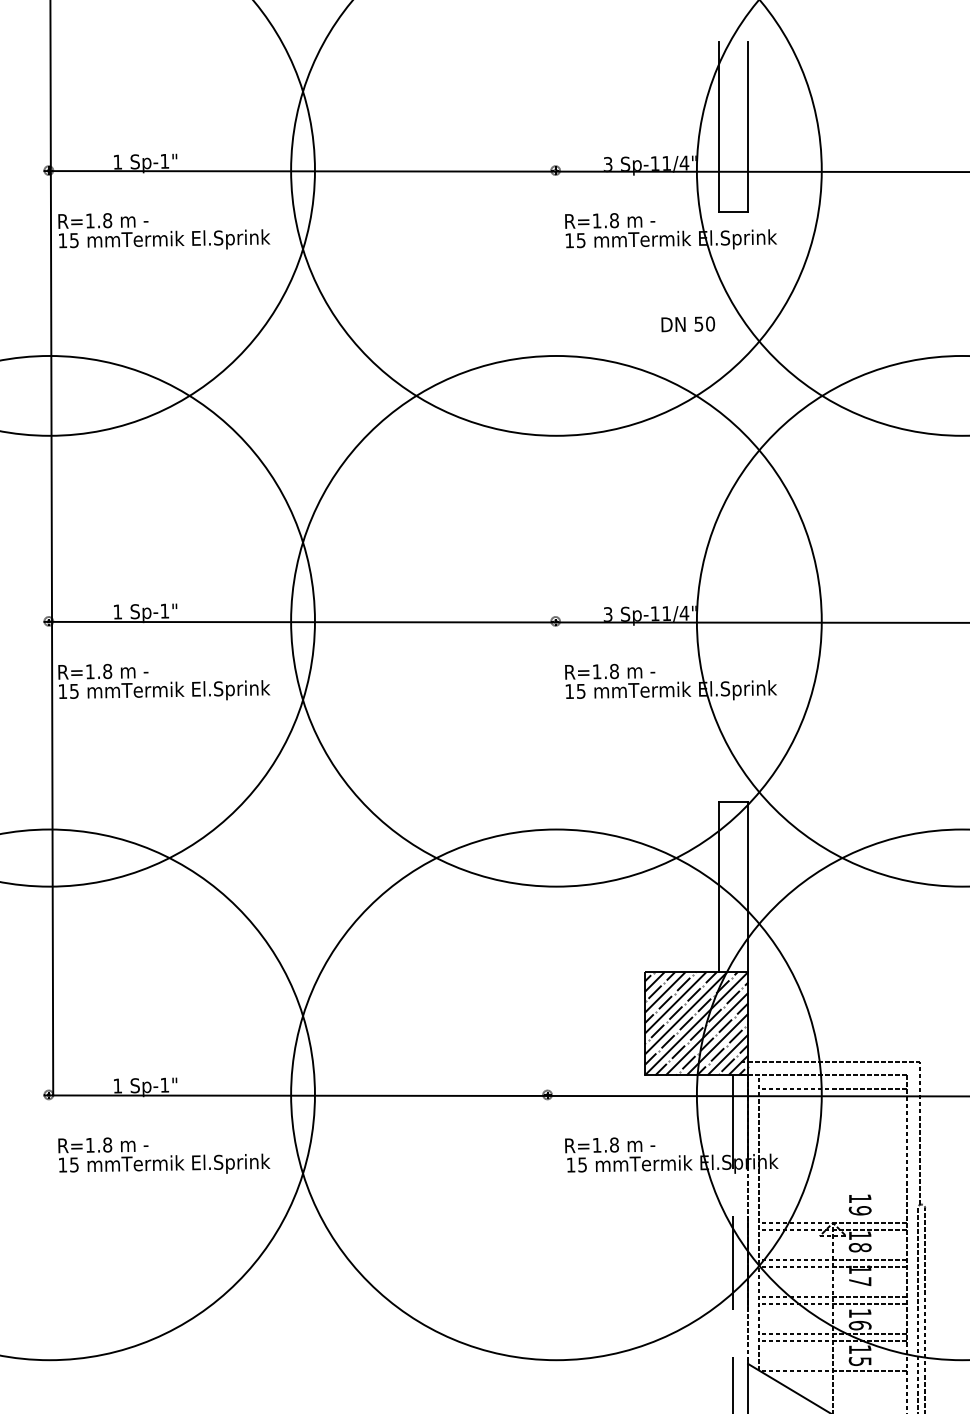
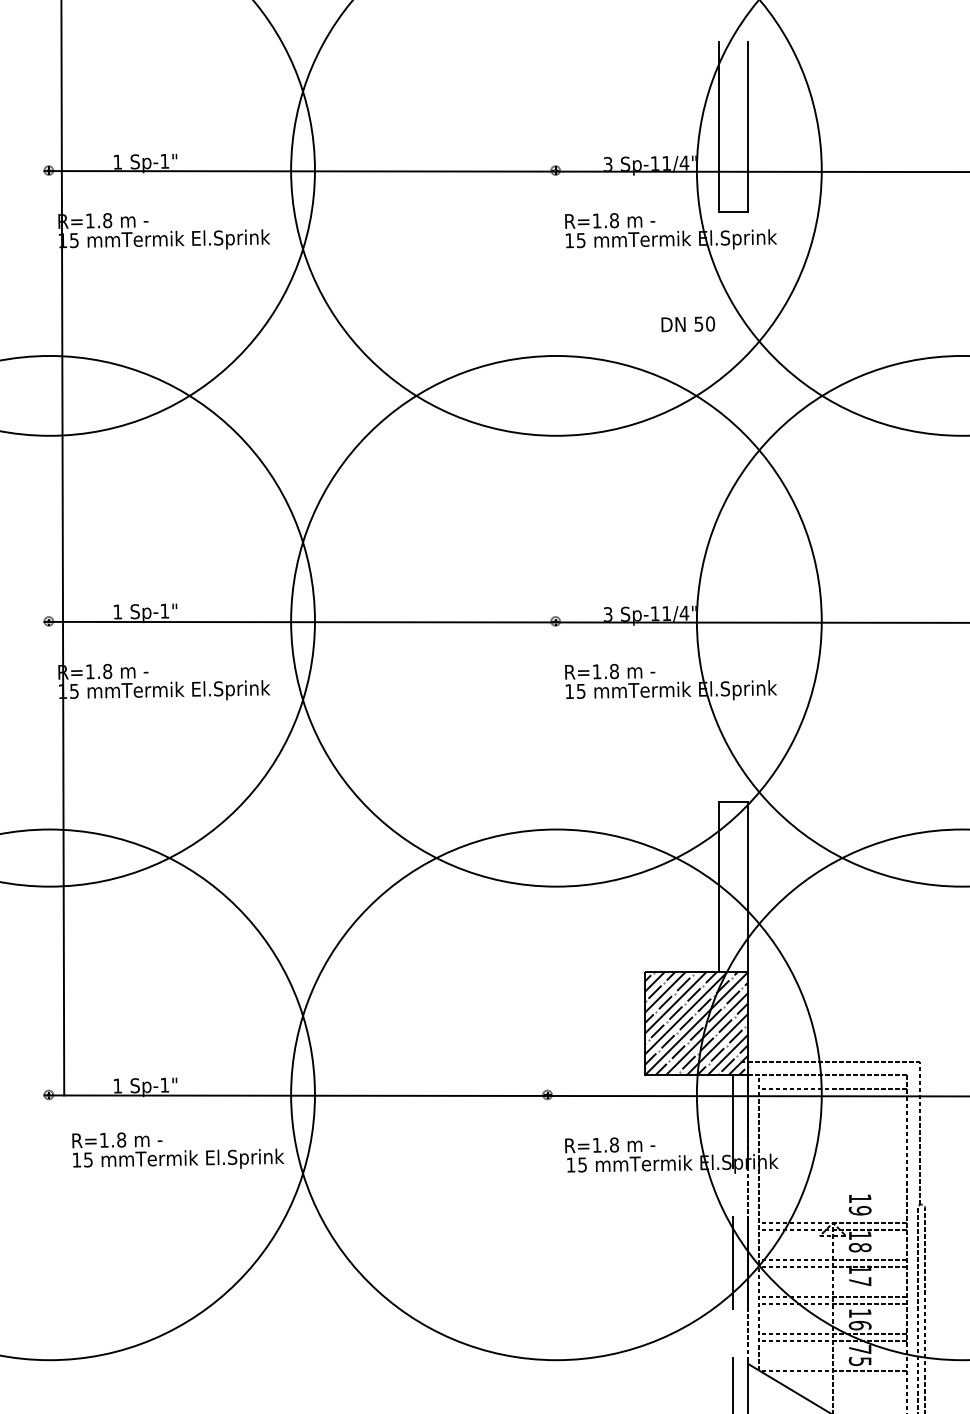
line position: (51, 548) -> (62, 548) (62, 548)
text position: (164, 1155) -> (178, 1150) (178, 1150)
text: 15 -> 75 (860, 1349)
